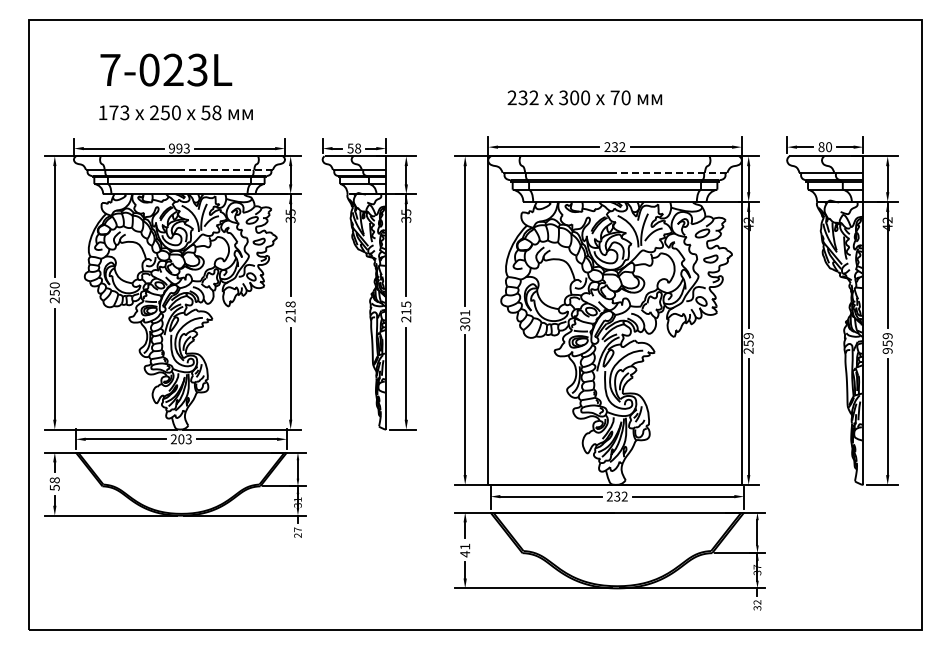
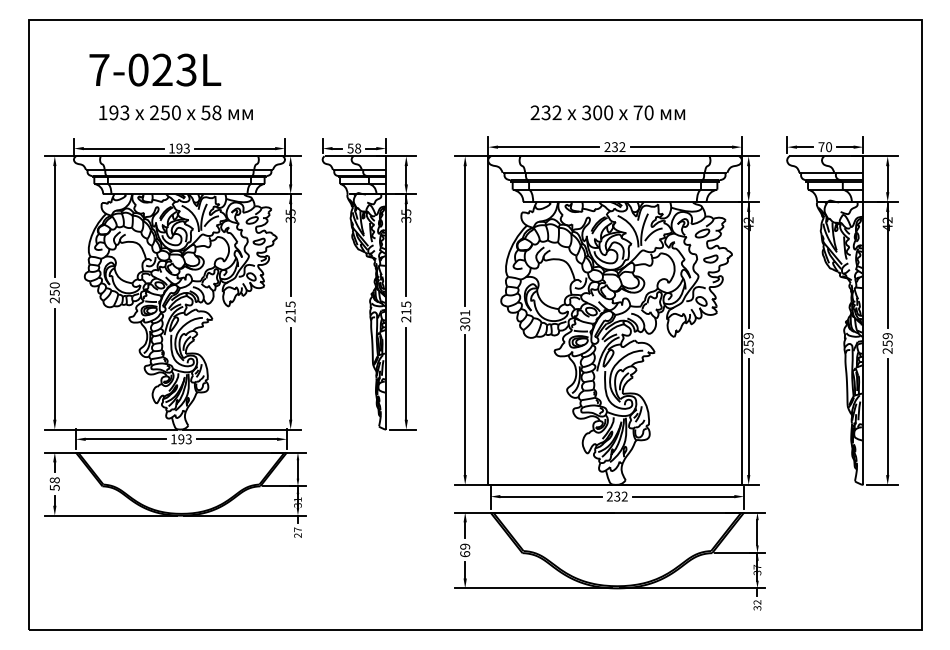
text position: (166, 69) -> (155, 69) (155, 69)
text position: (584, 97) -> (607, 112) (607, 112)
text: 173 -> 193 (113, 112)
text: 80 -> 70 (821, 147)
text: 993 -> 193 (171, 148)
line: dashed -> solid (226, 170)
line: dashed -> solid (670, 172)
text: 218 -> 215 (290, 304)
text: 959 -> 259 (887, 350)
text: 203 -> 193 (177, 439)
text: 41 -> 69 (465, 550)
